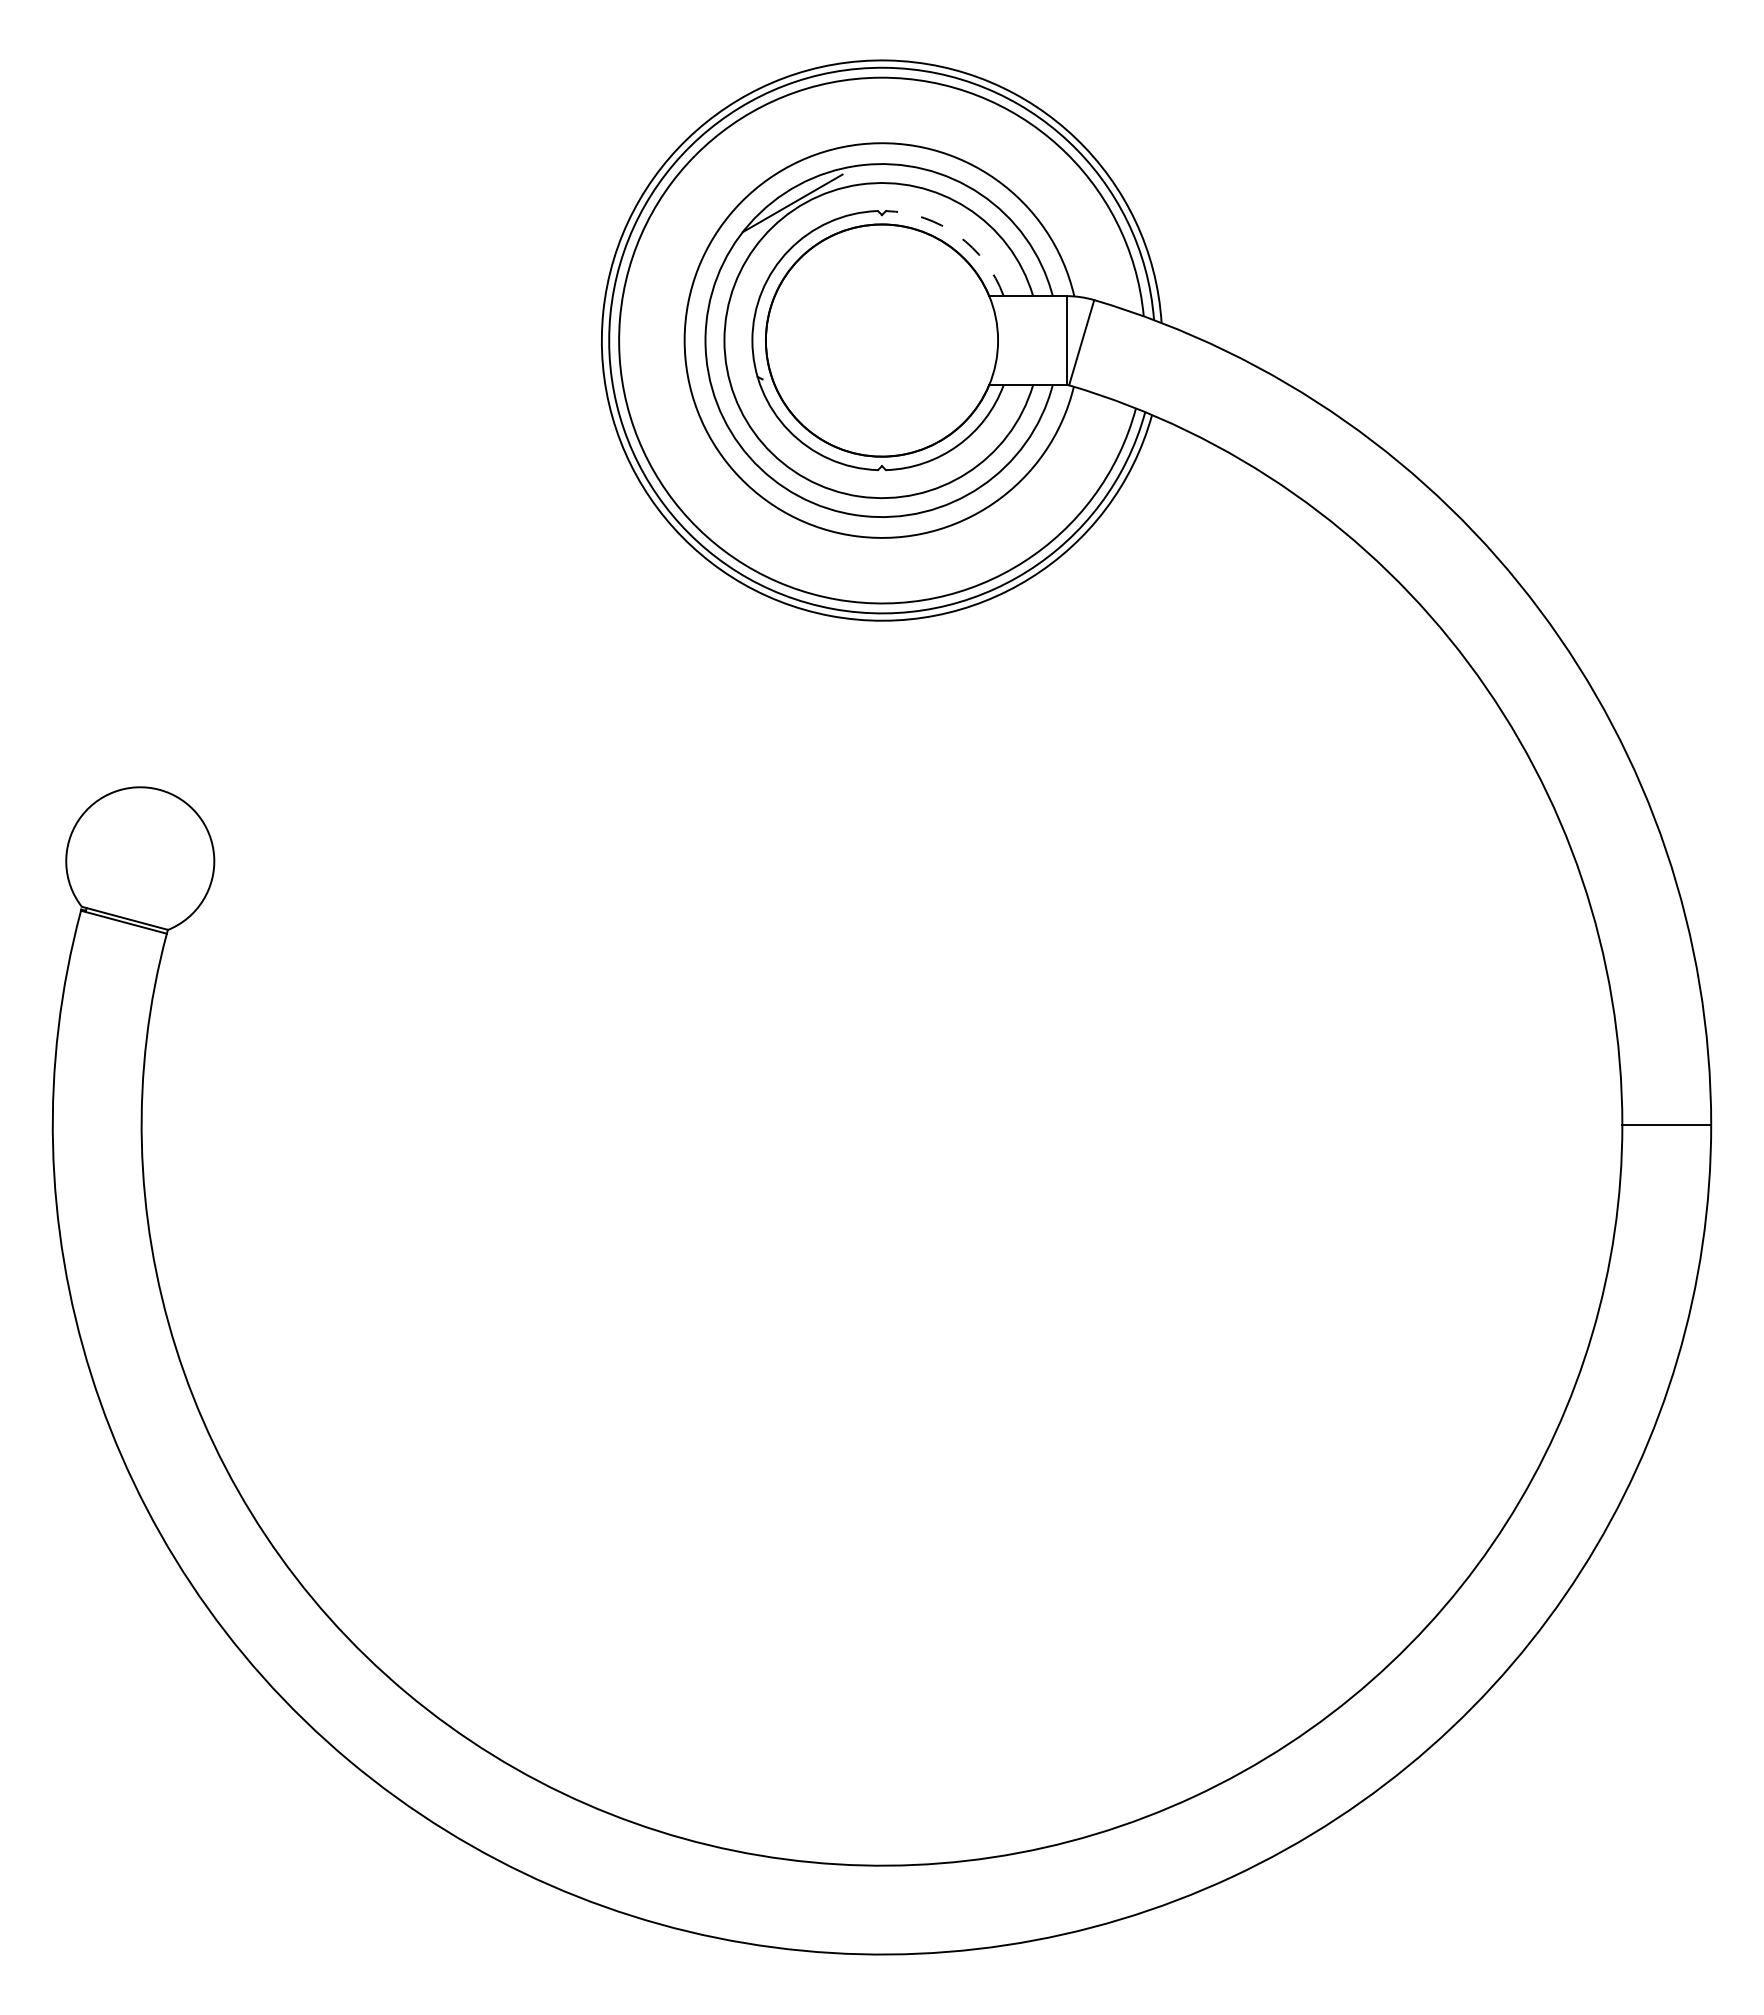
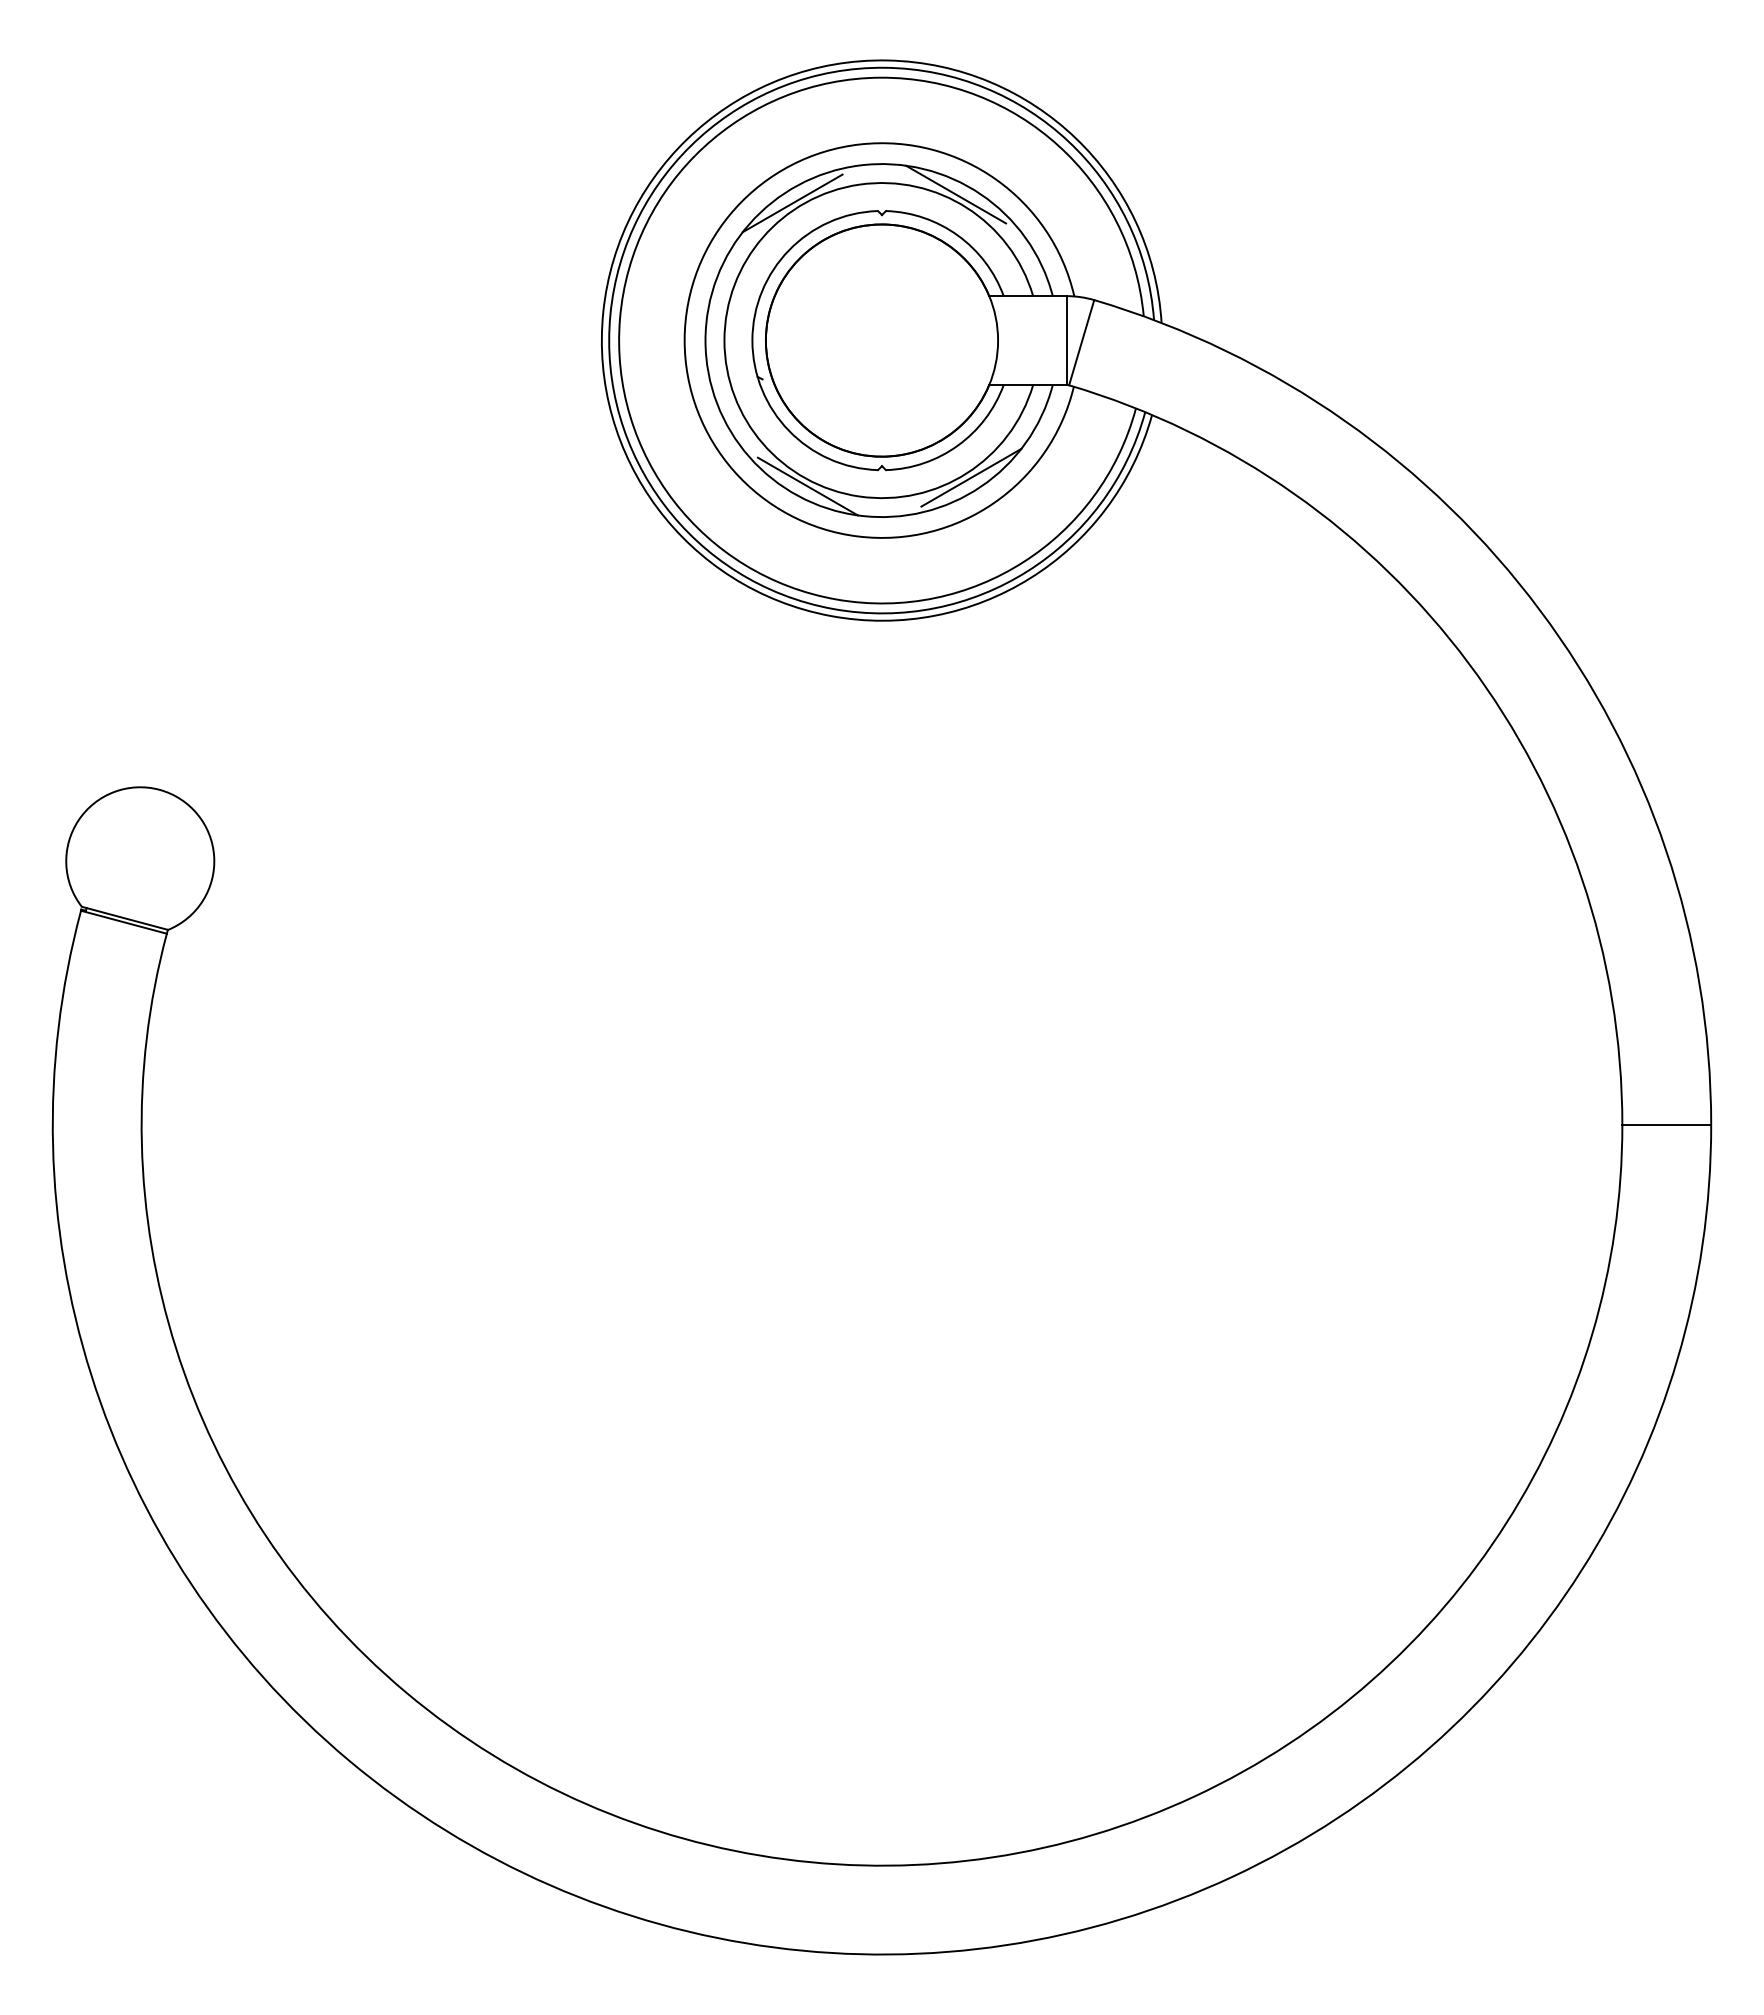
line: none -> present (956, 194)
arc: dashed -> solid (957, 235)
line: none -> present (971, 477)
line: none -> present (807, 486)
